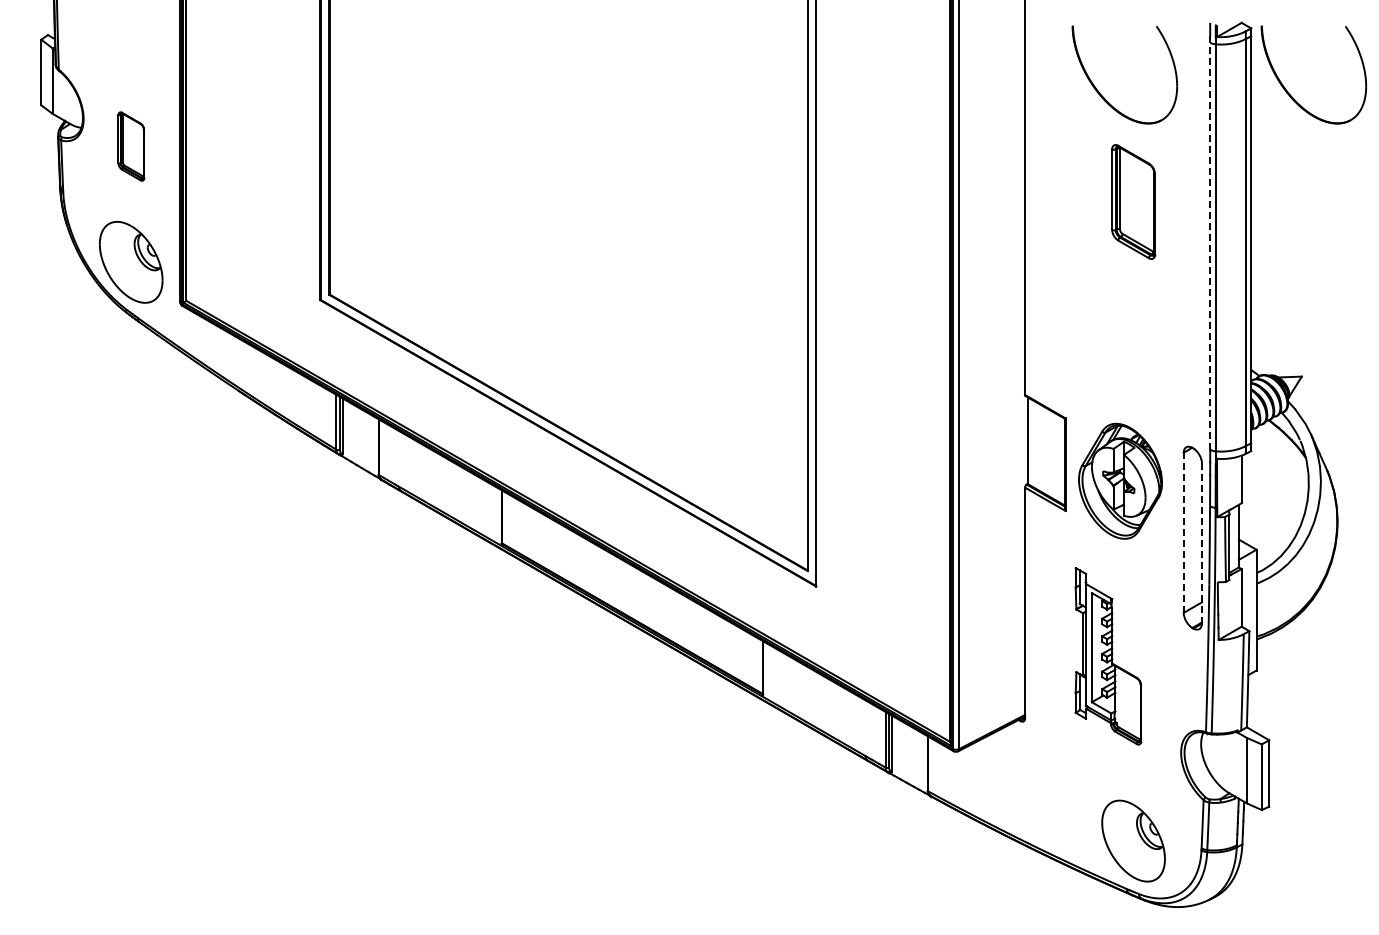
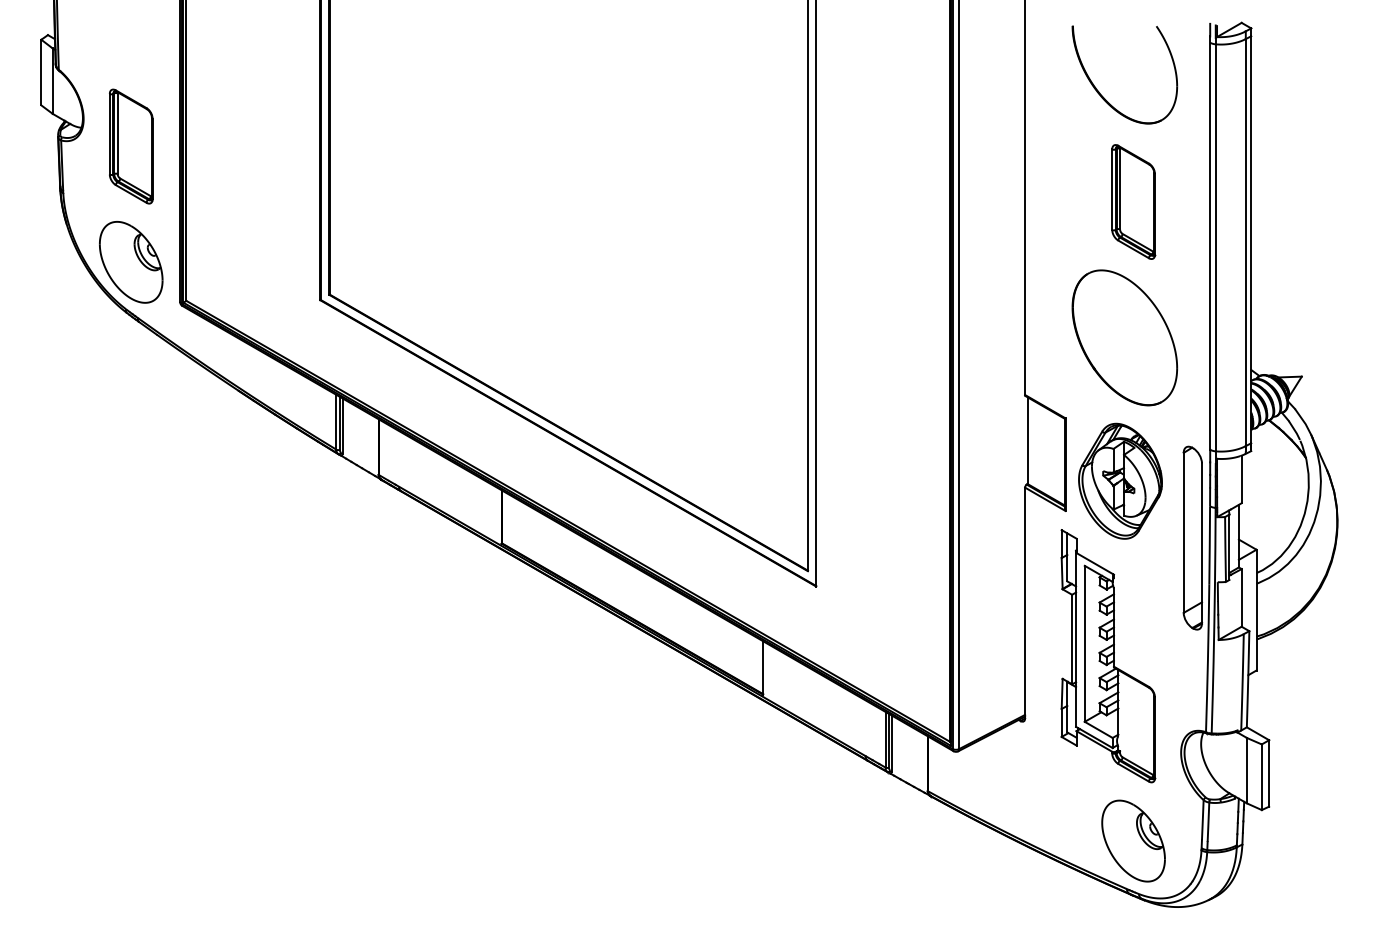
part: present -> none (1288, 91)
part size: 29x71 px -> 45x117 px (131, 146)
line: dashed -> solid (1210, 243)
part: none -> present (1124, 337)
line: dashed -> solid (1183, 532)
line: dashed -> solid (1202, 543)
part size: 69x179 px -> 97x255 px (1108, 656)
